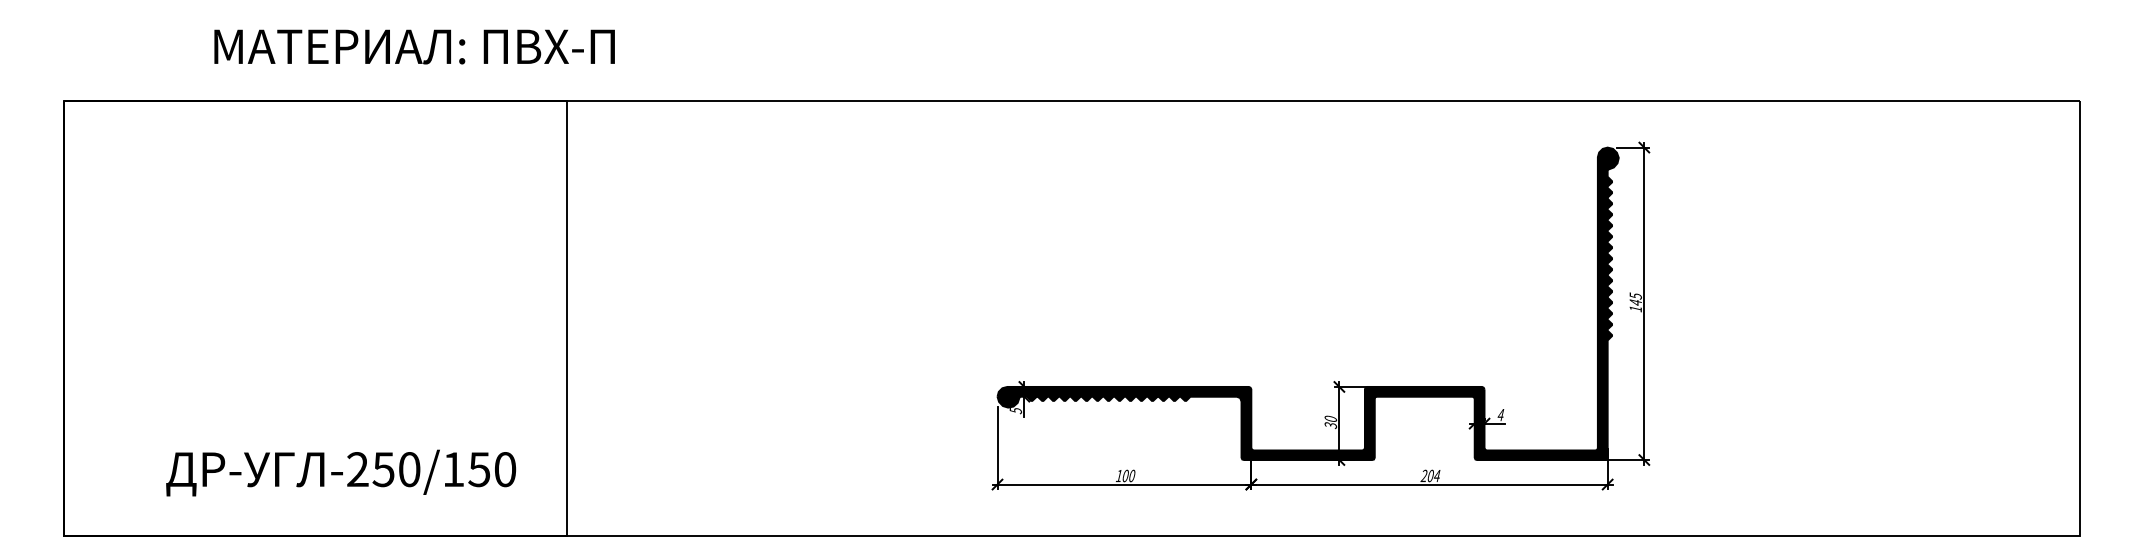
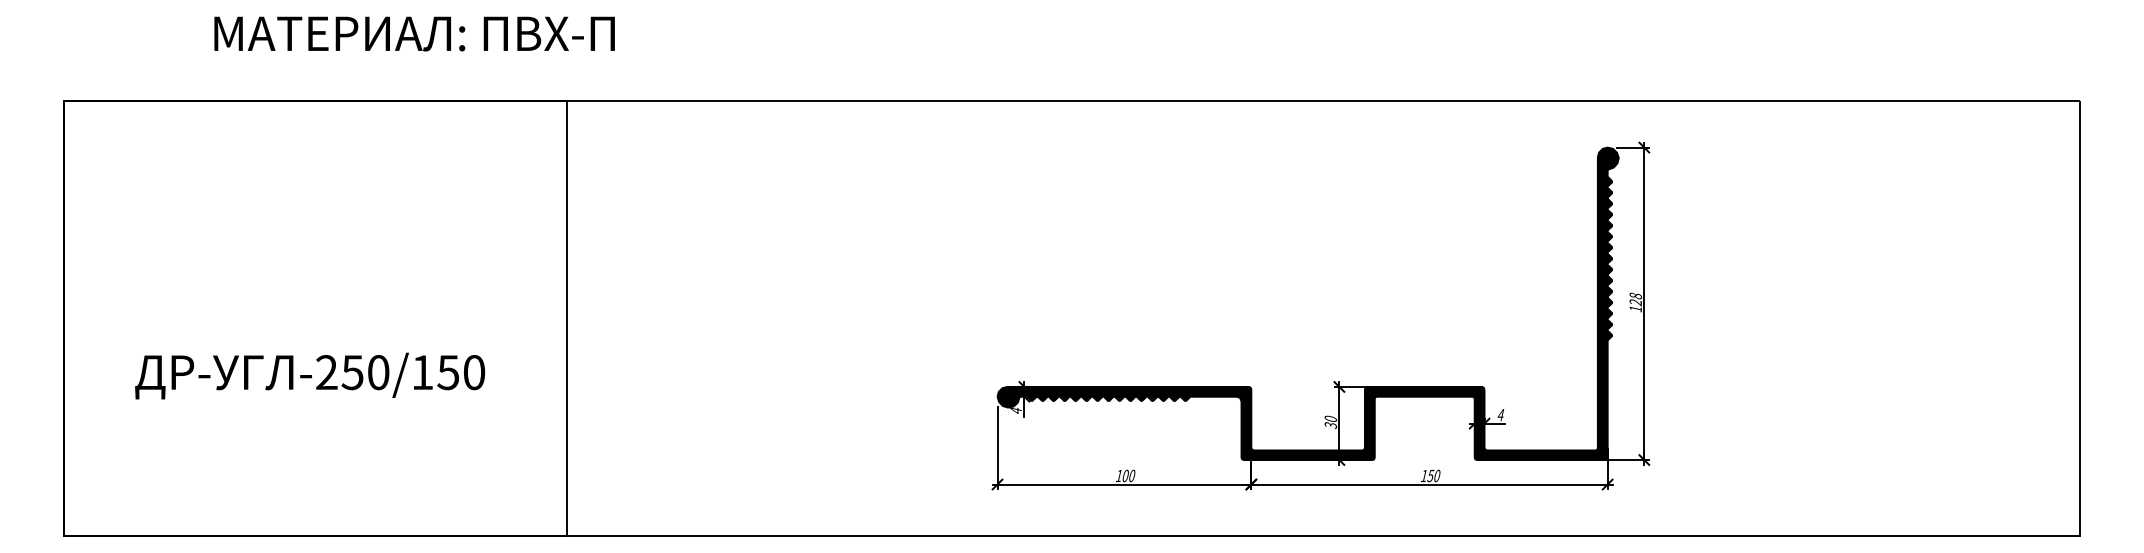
text position: (414, 46) -> (414, 33) (414, 33)
text: 145 -> 128 (1635, 299)
text: 5 -> 4 (1015, 411)
text position: (341, 472) -> (310, 375) (310, 375)
text: 204 -> 150 (1430, 475)
